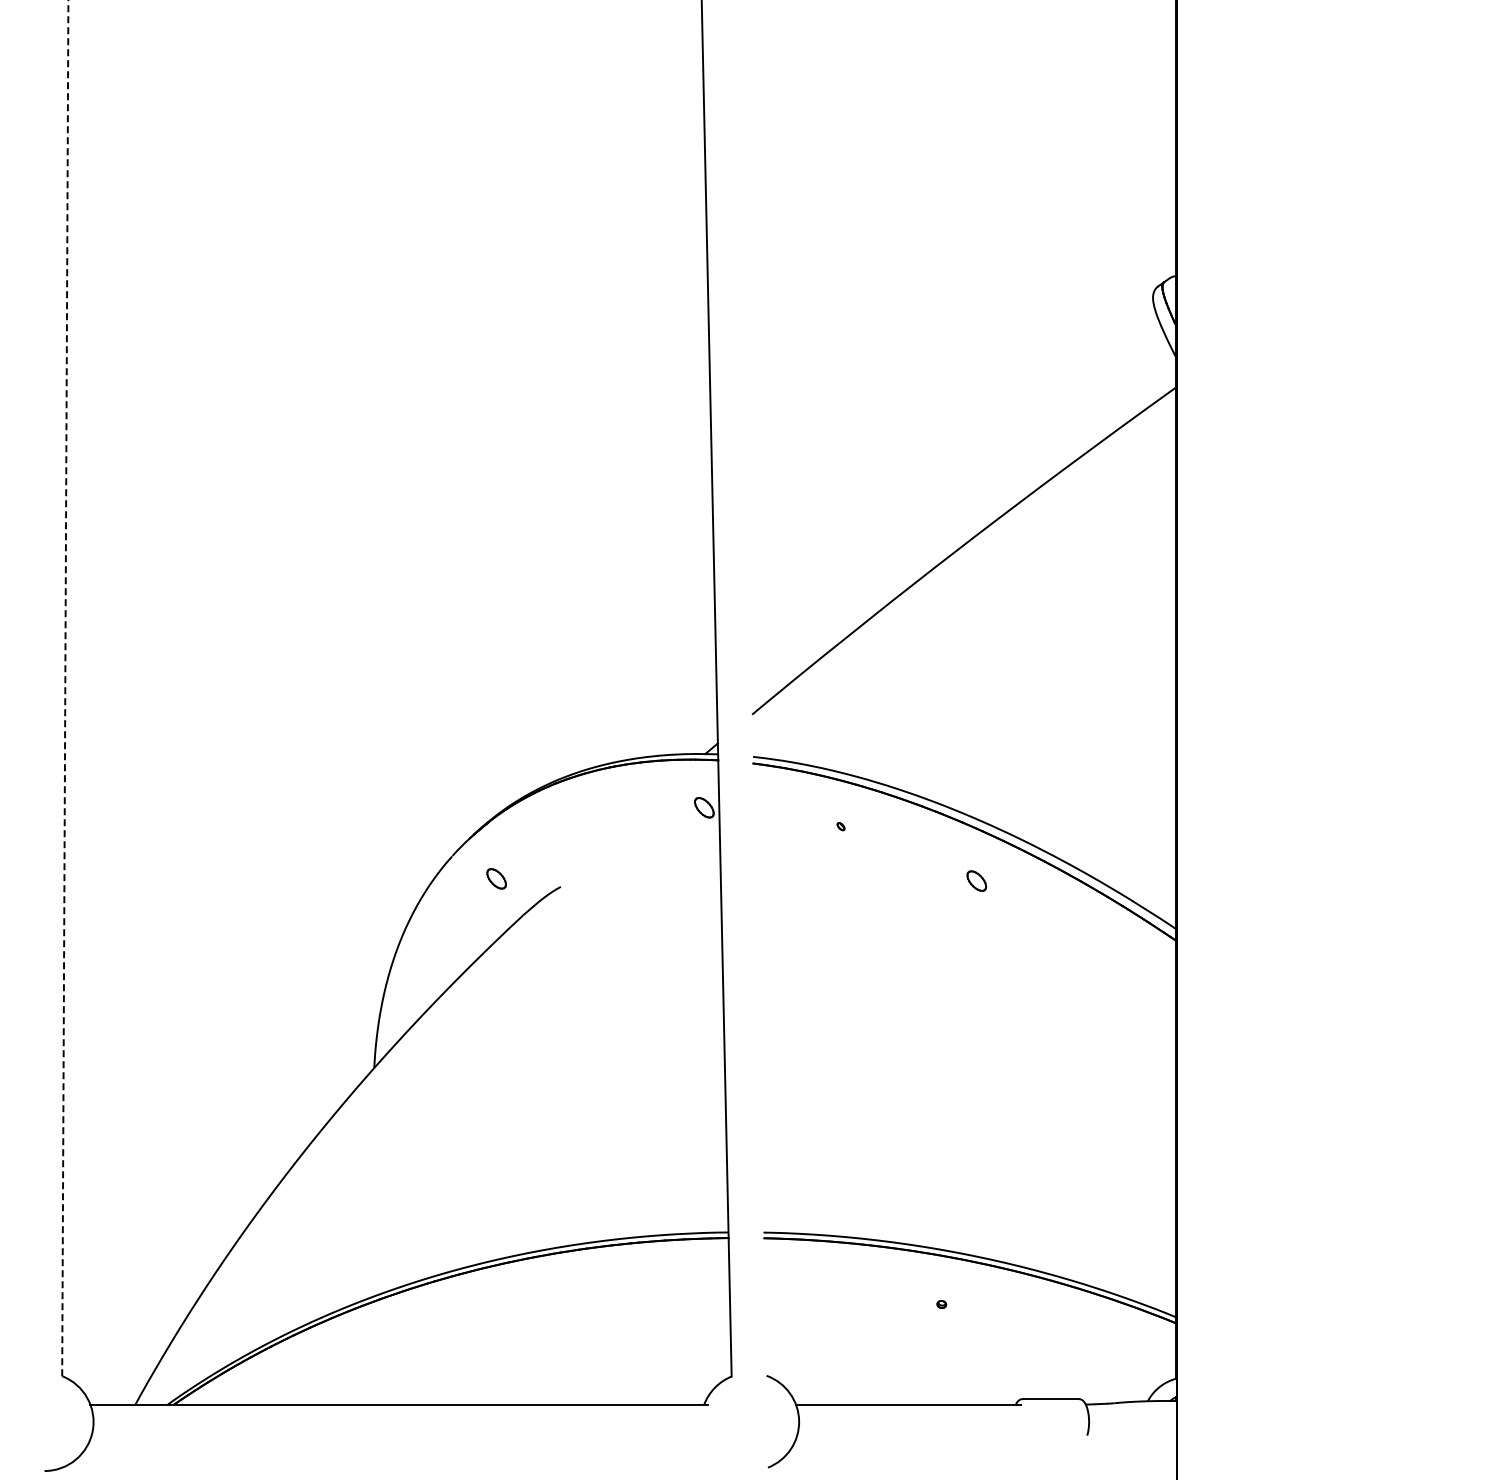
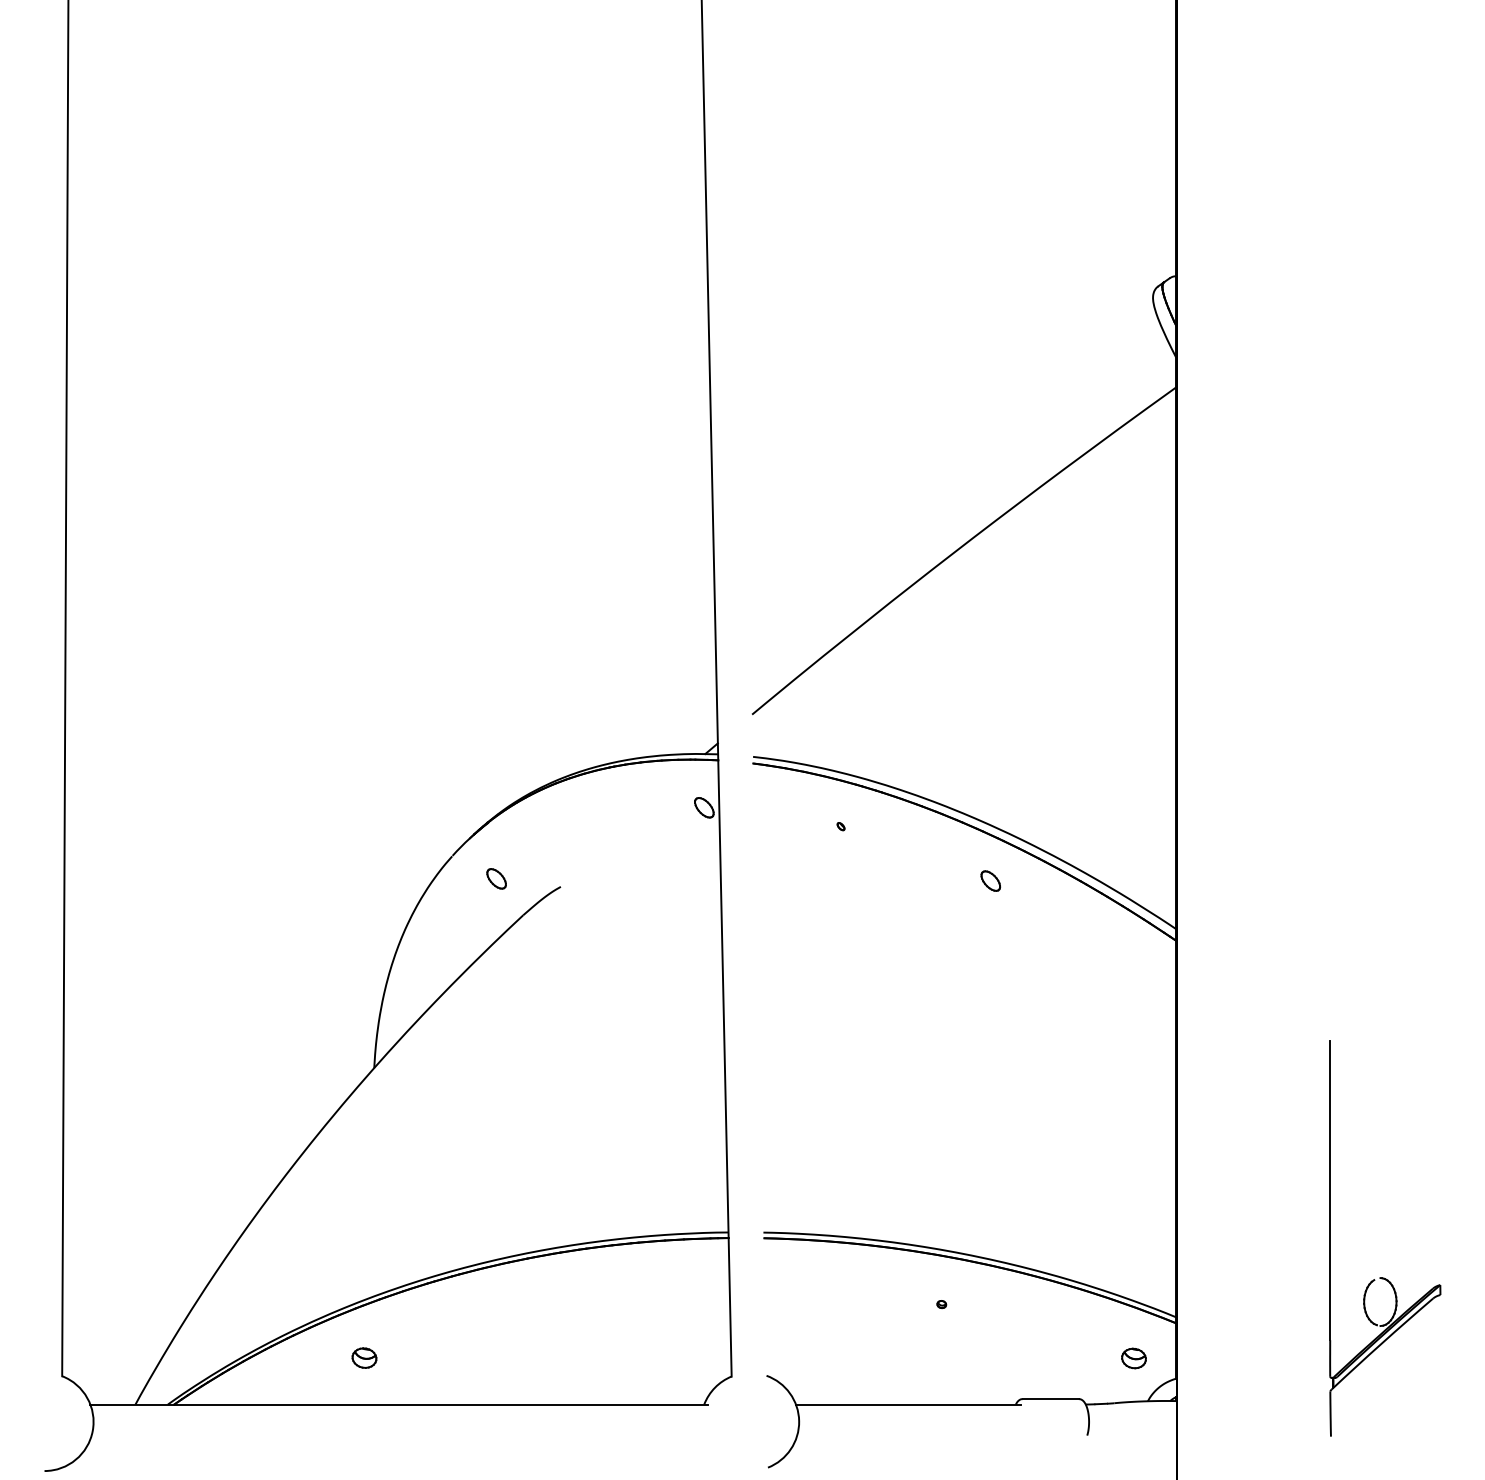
line: dashed -> solid (65, 688)
part position: (976, 880) -> (990, 880) (990, 880)
part: none -> present (1384, 1277)
part: none -> present (364, 1357)
part: none -> present (1133, 1358)
